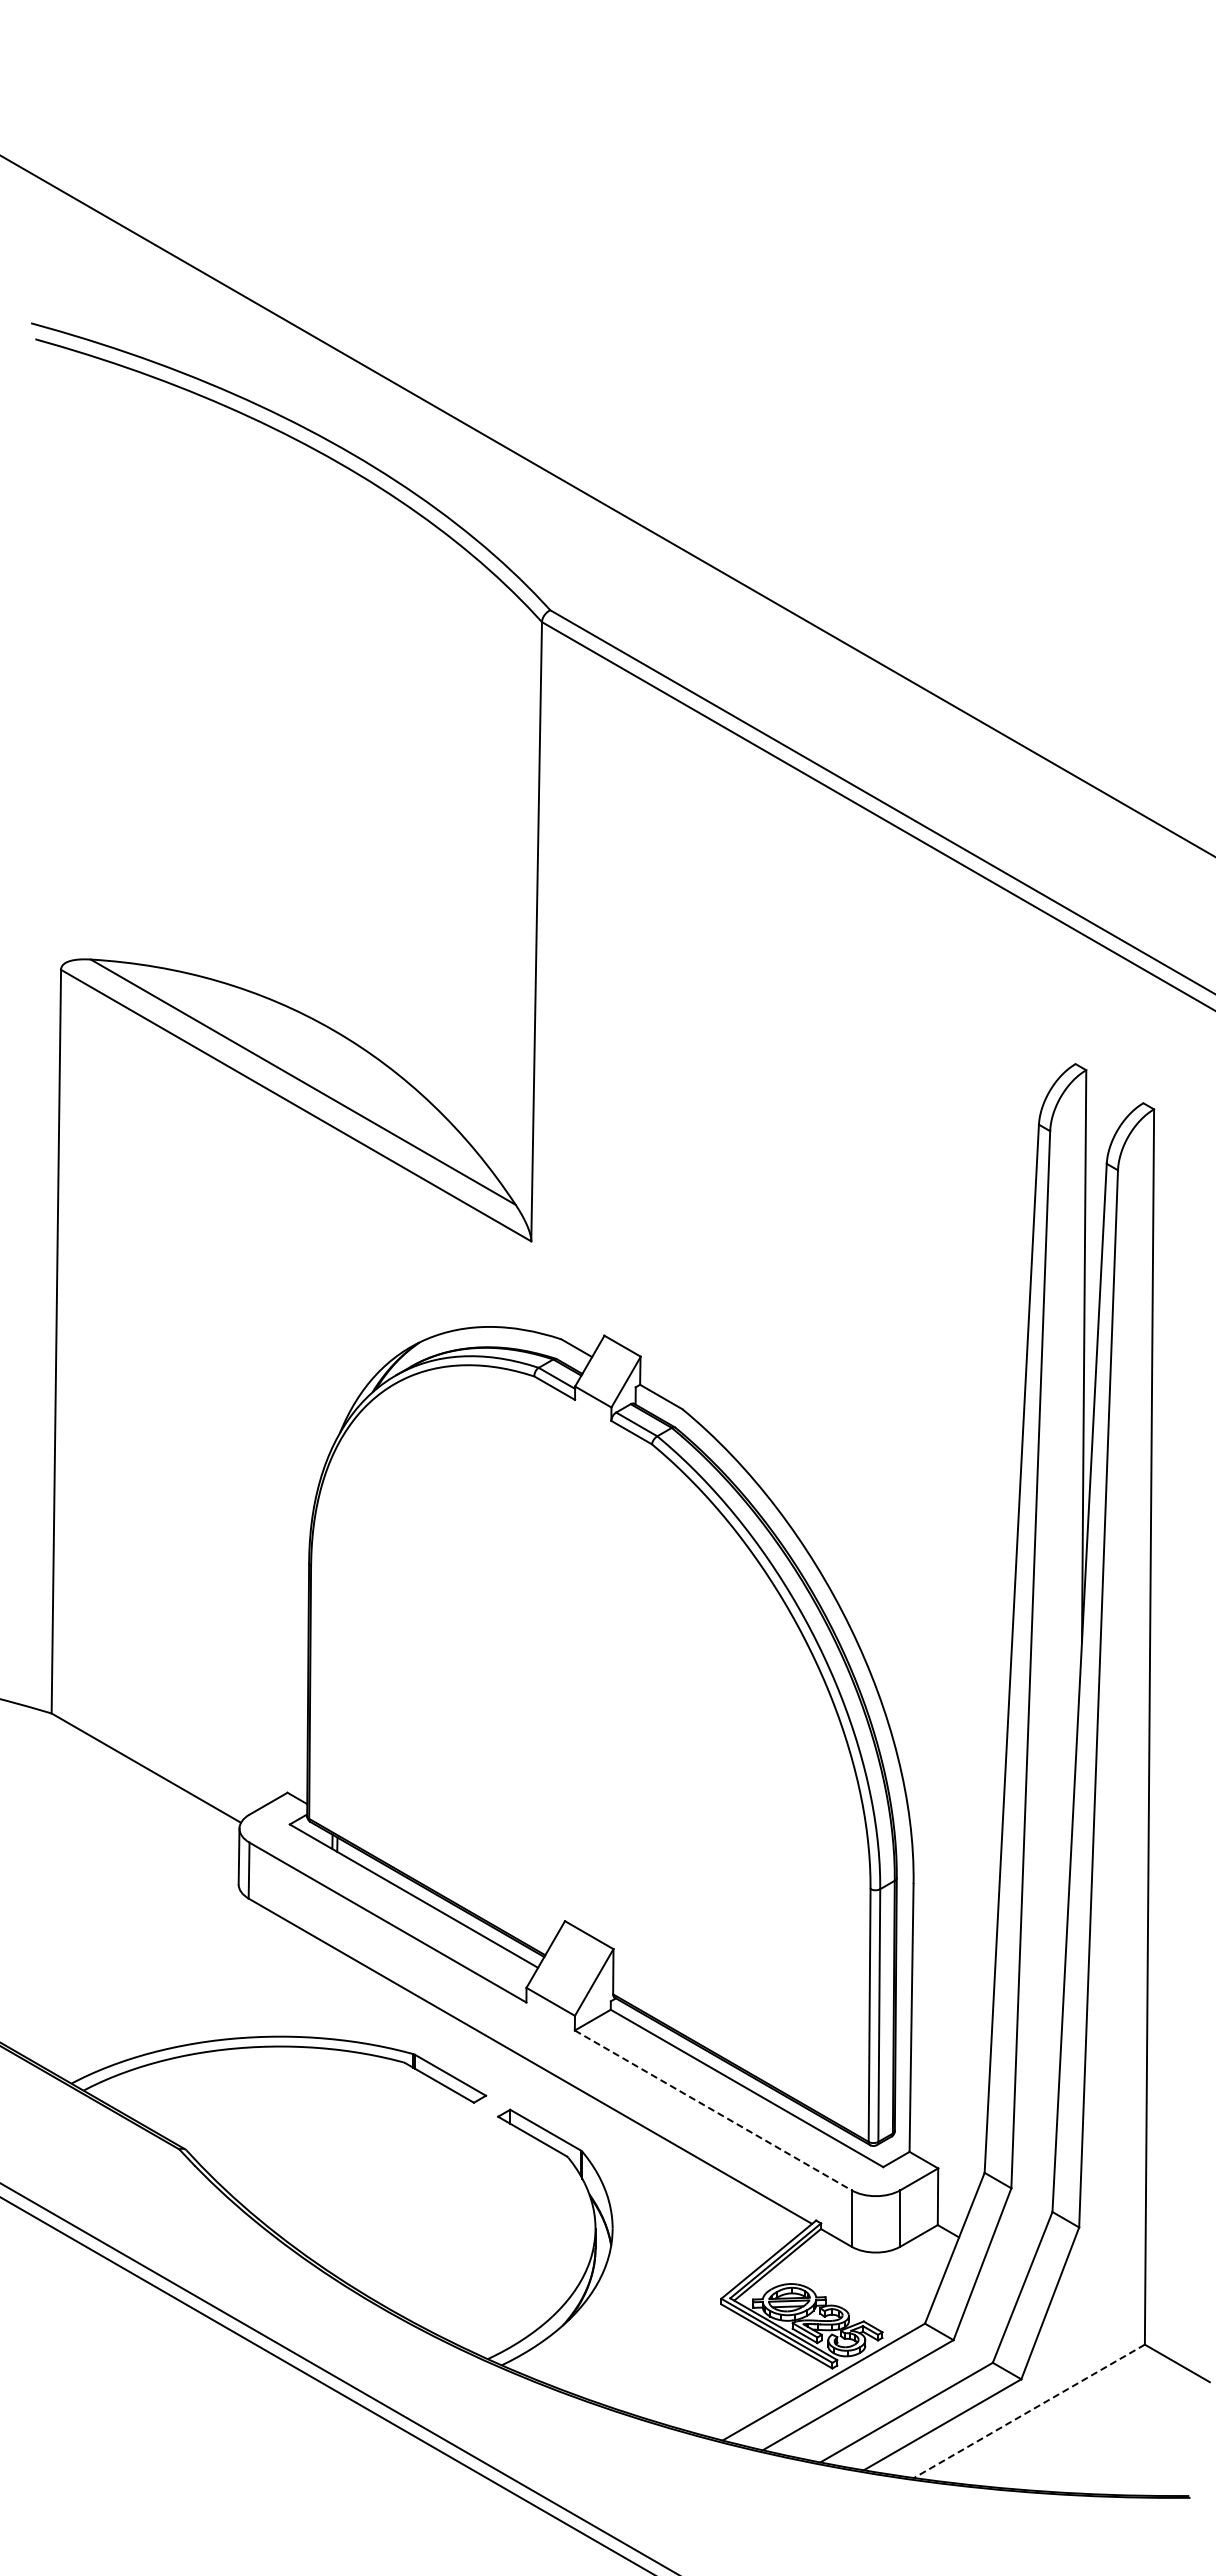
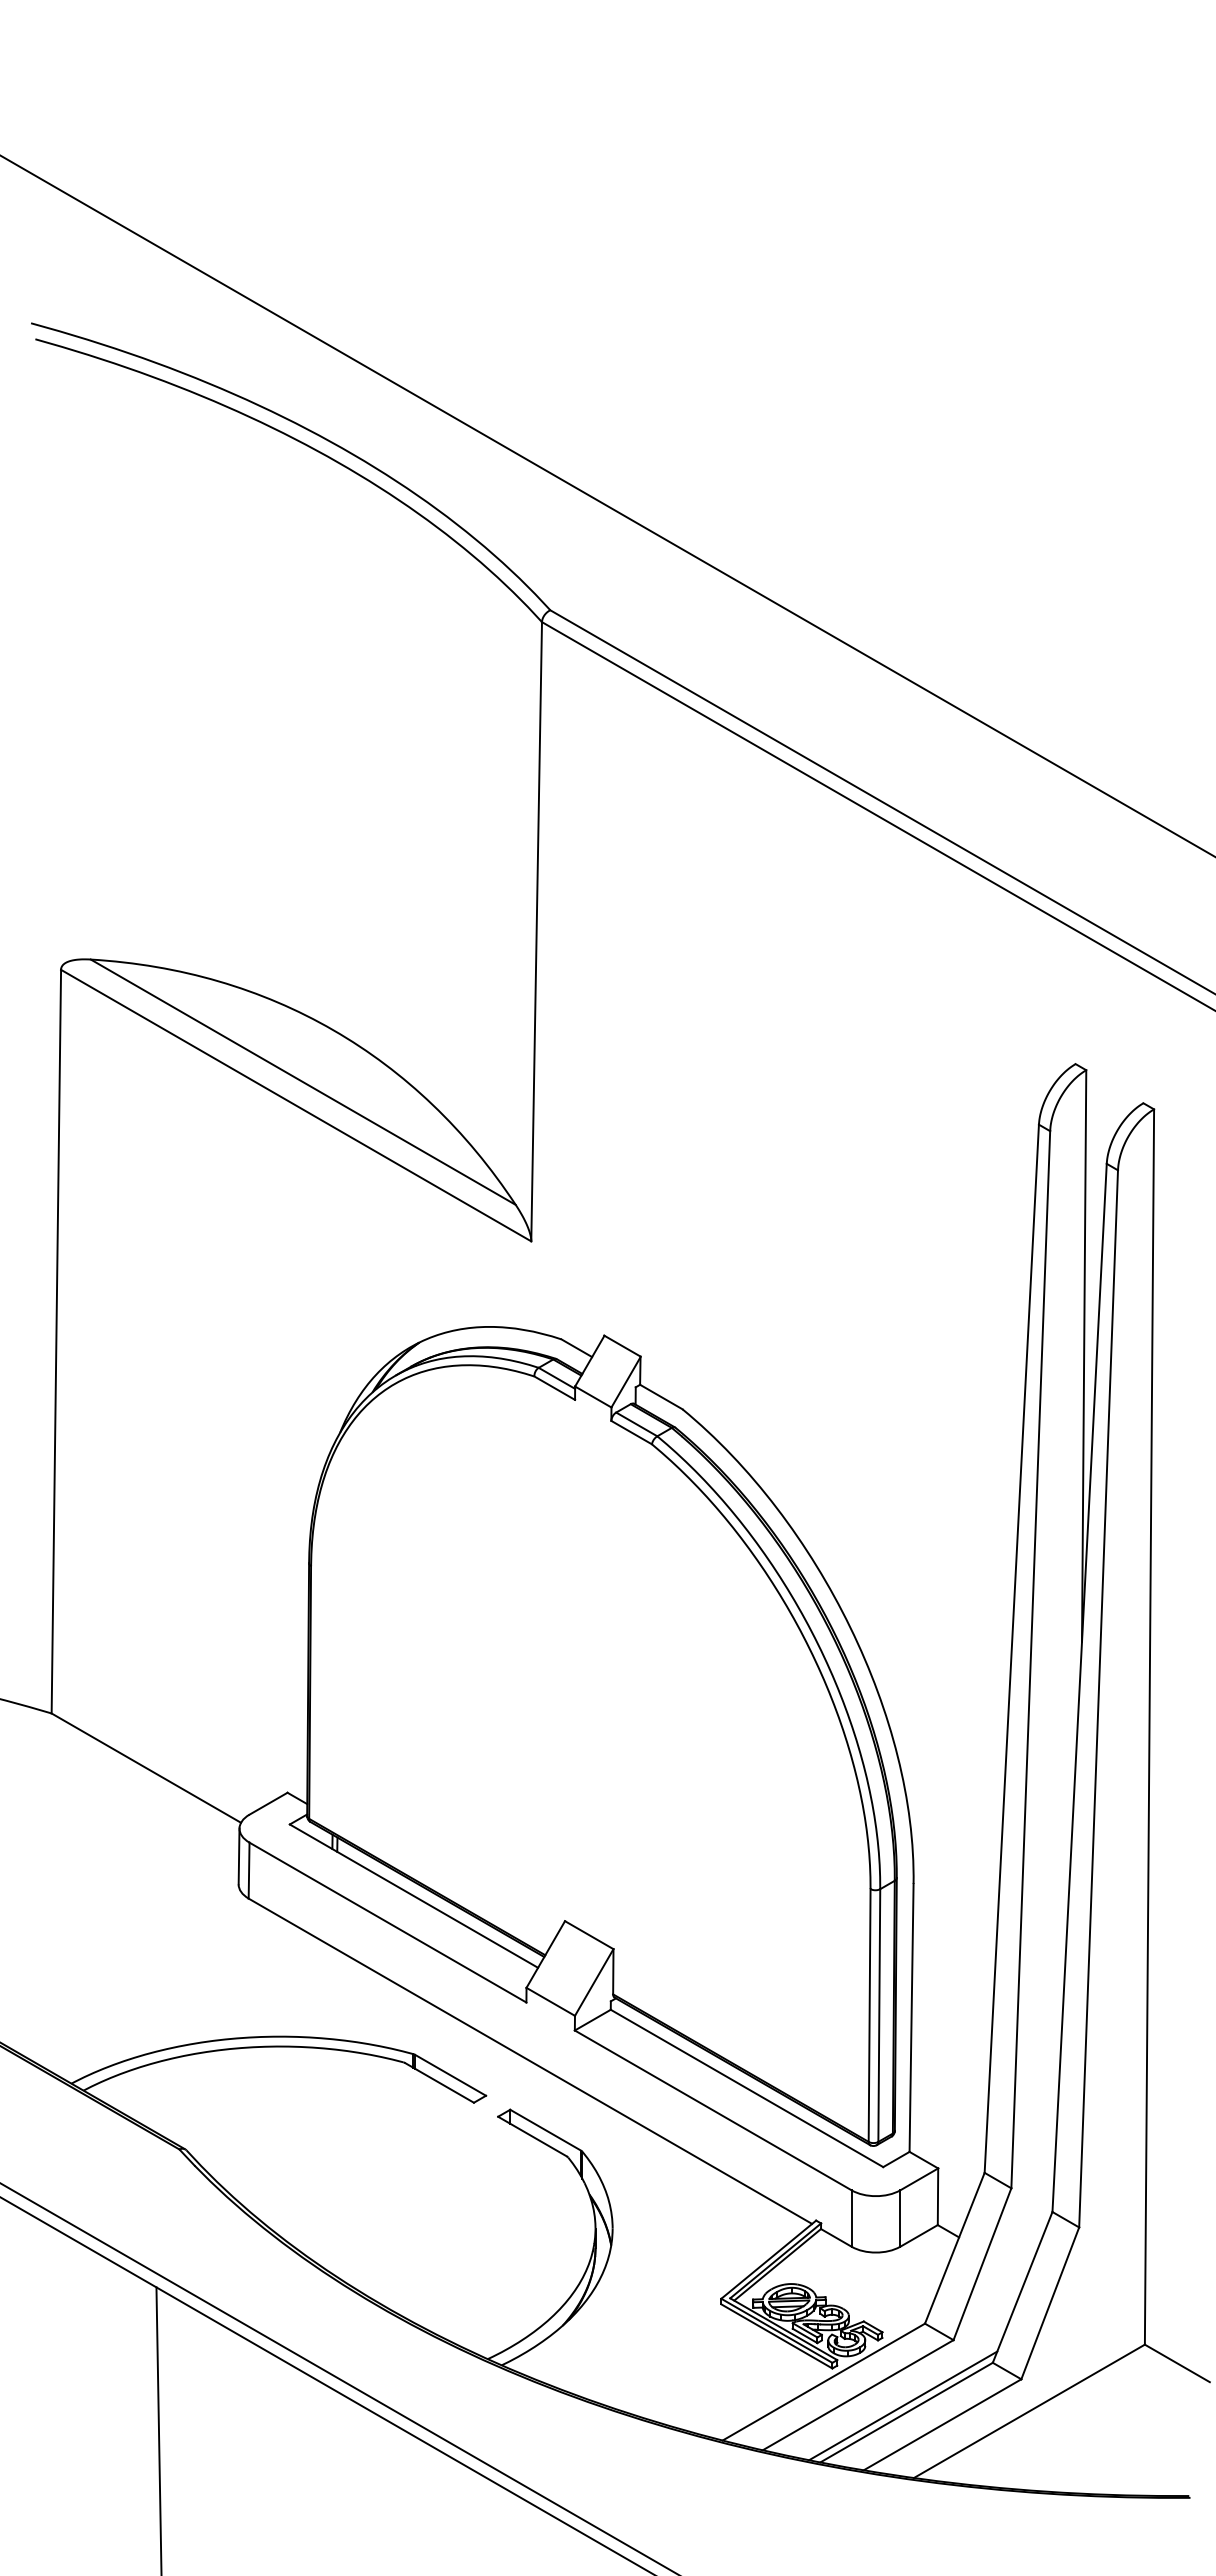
line: dashed -> solid (713, 2110)
line: none -> present (903, 2405)
line: dashed -> solid (1028, 2411)
line: none -> present (158, 2429)
